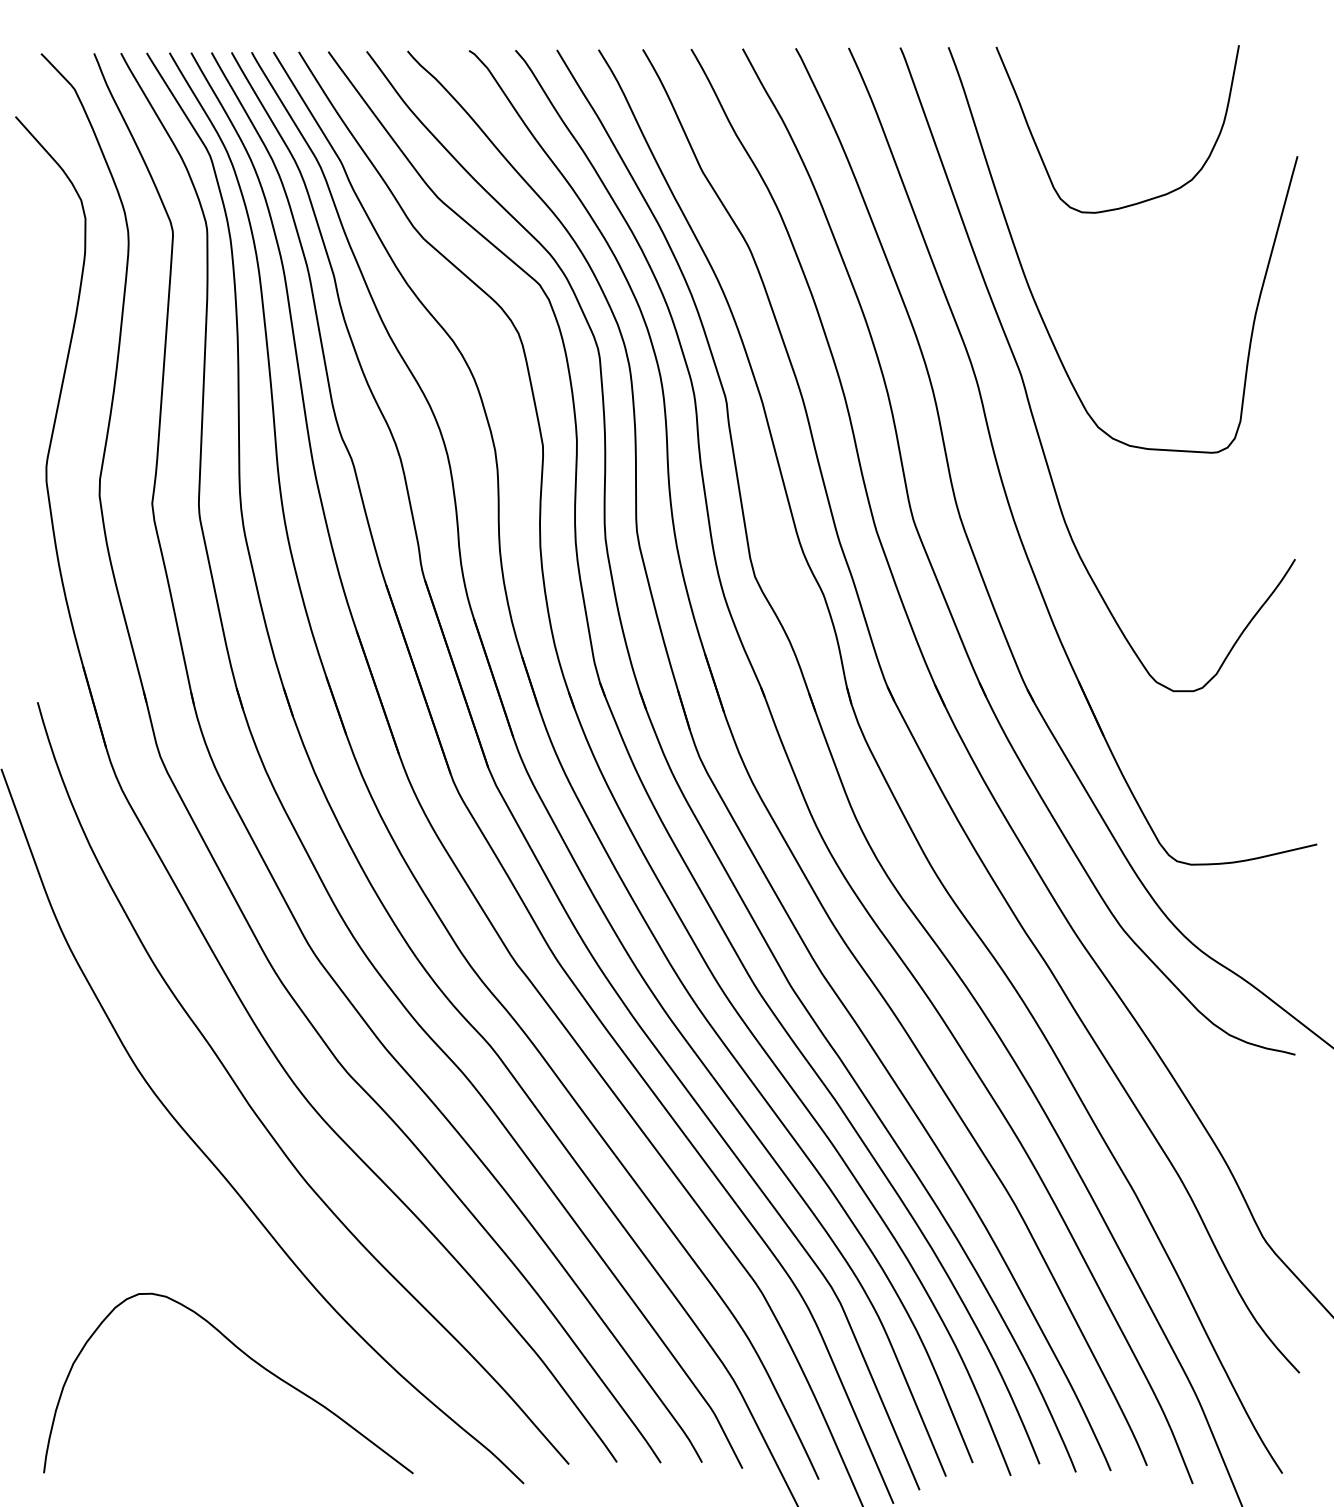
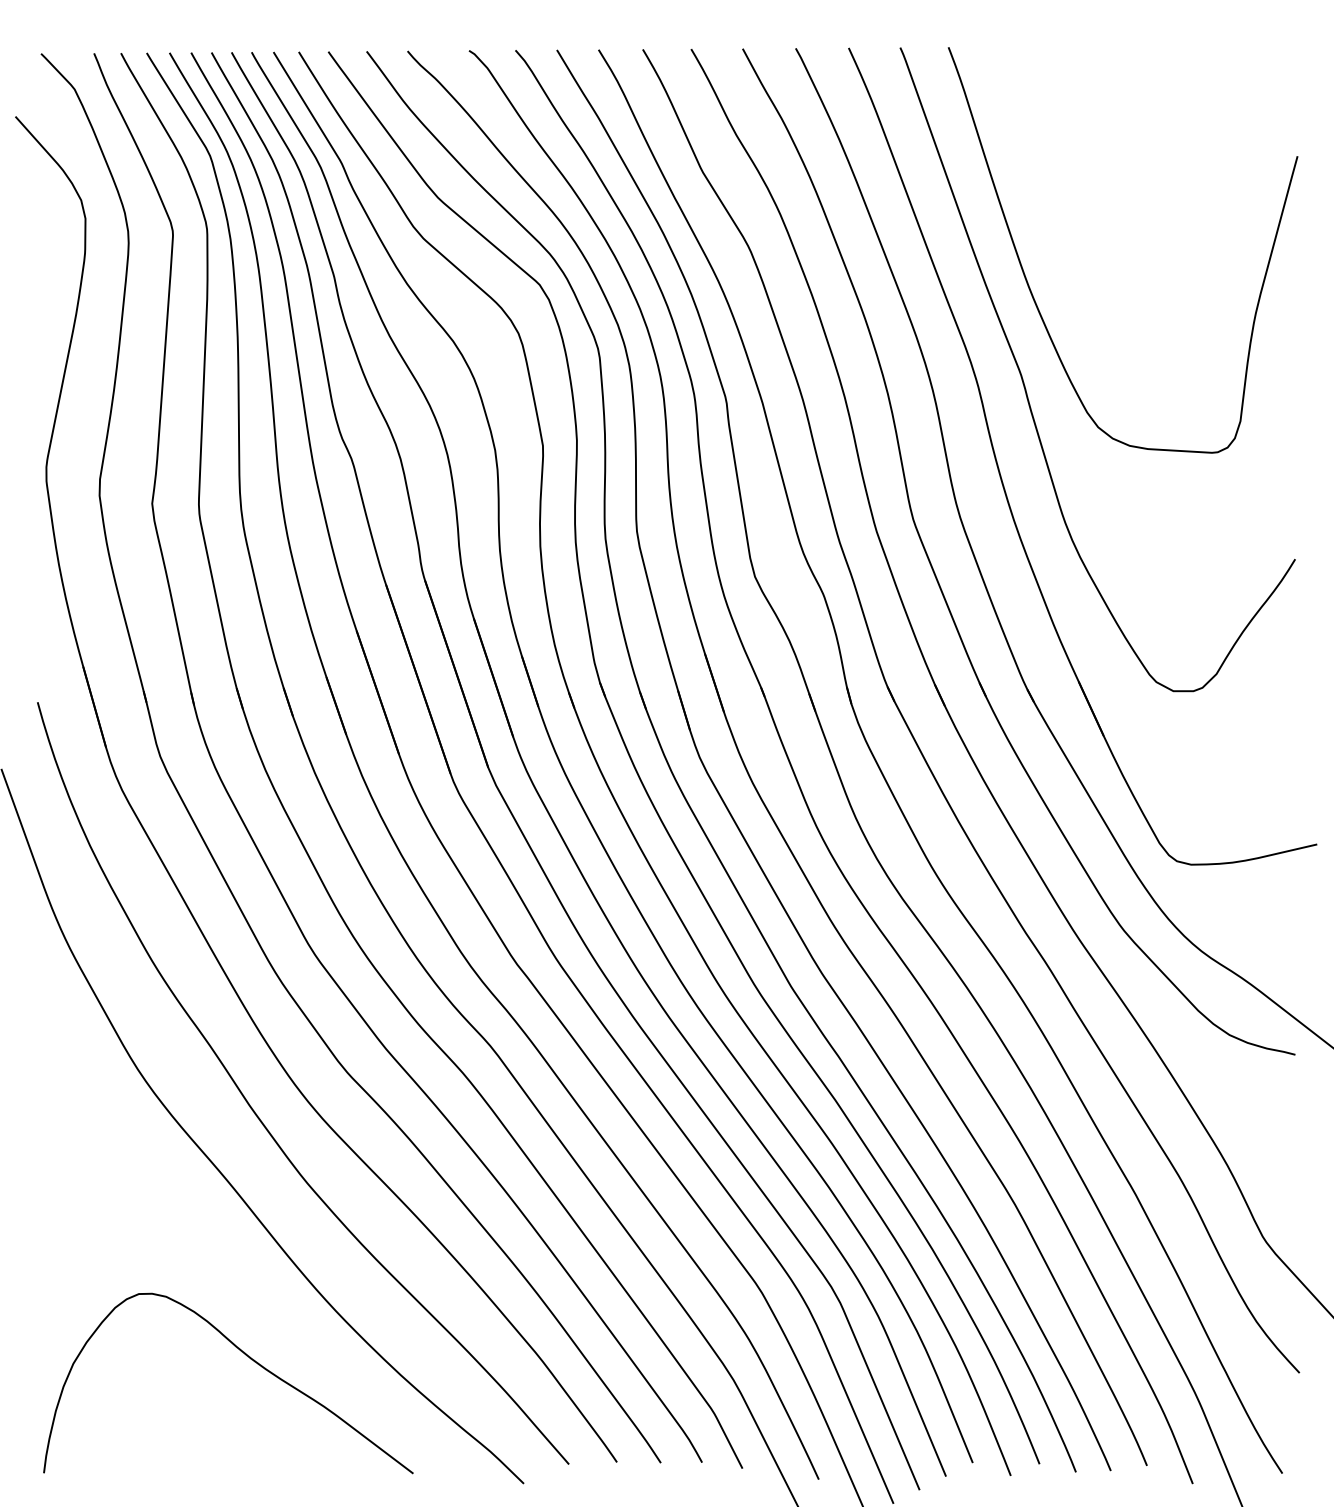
curve: present -> none (1140, 201)
